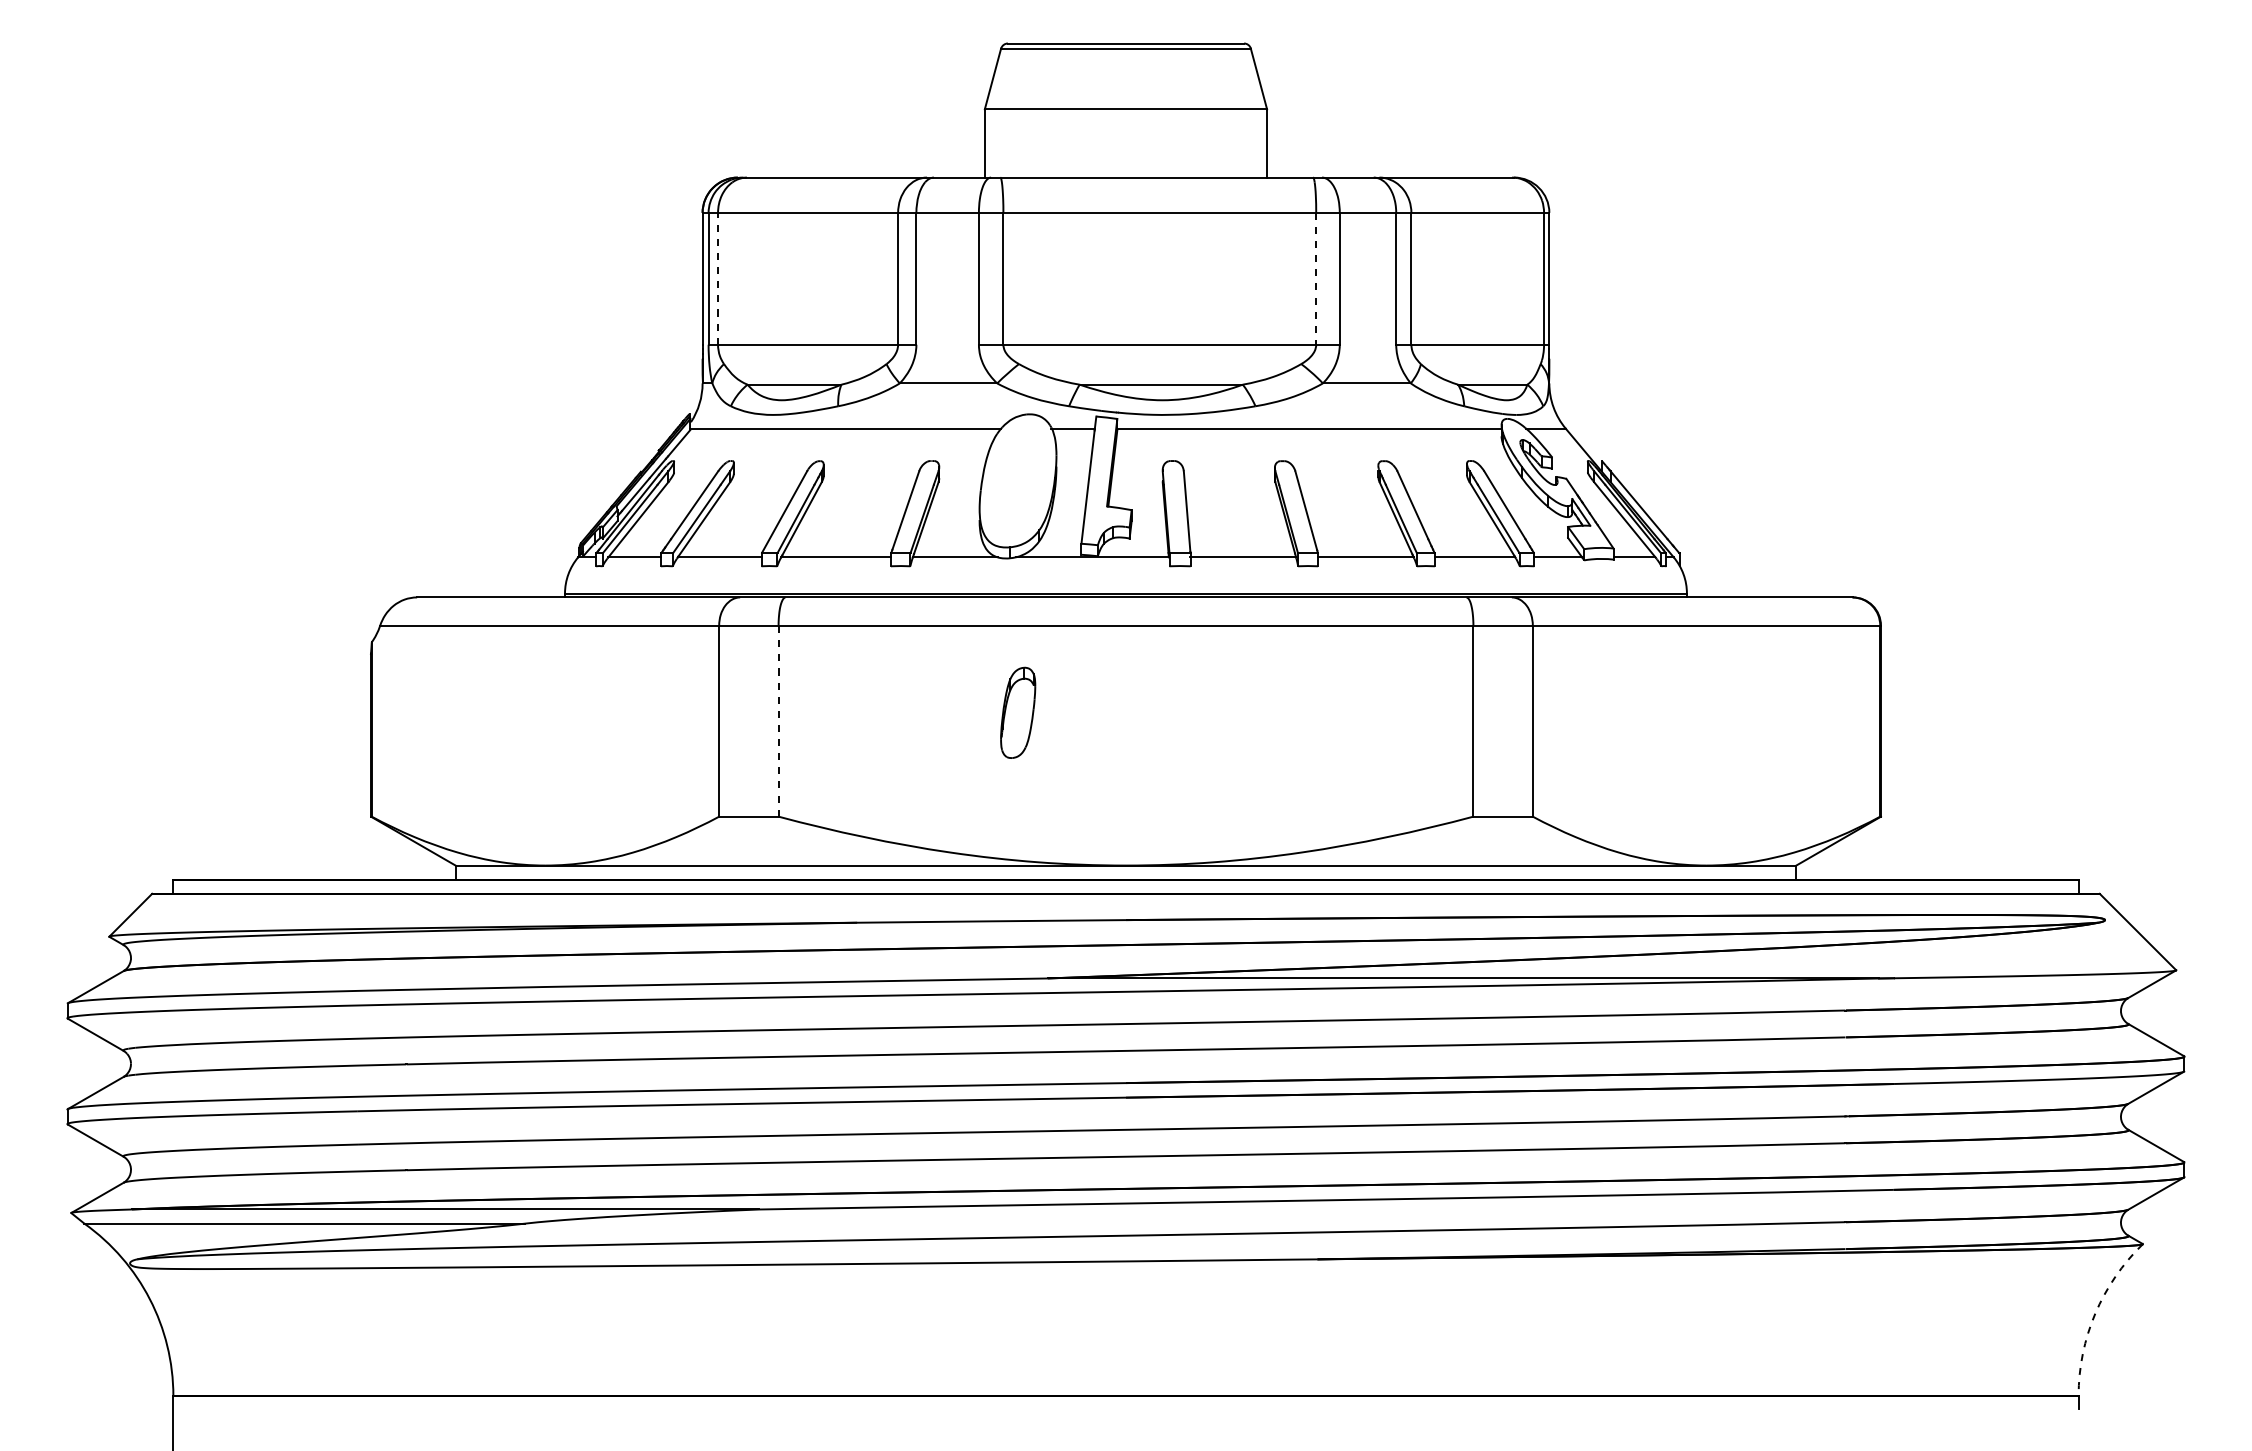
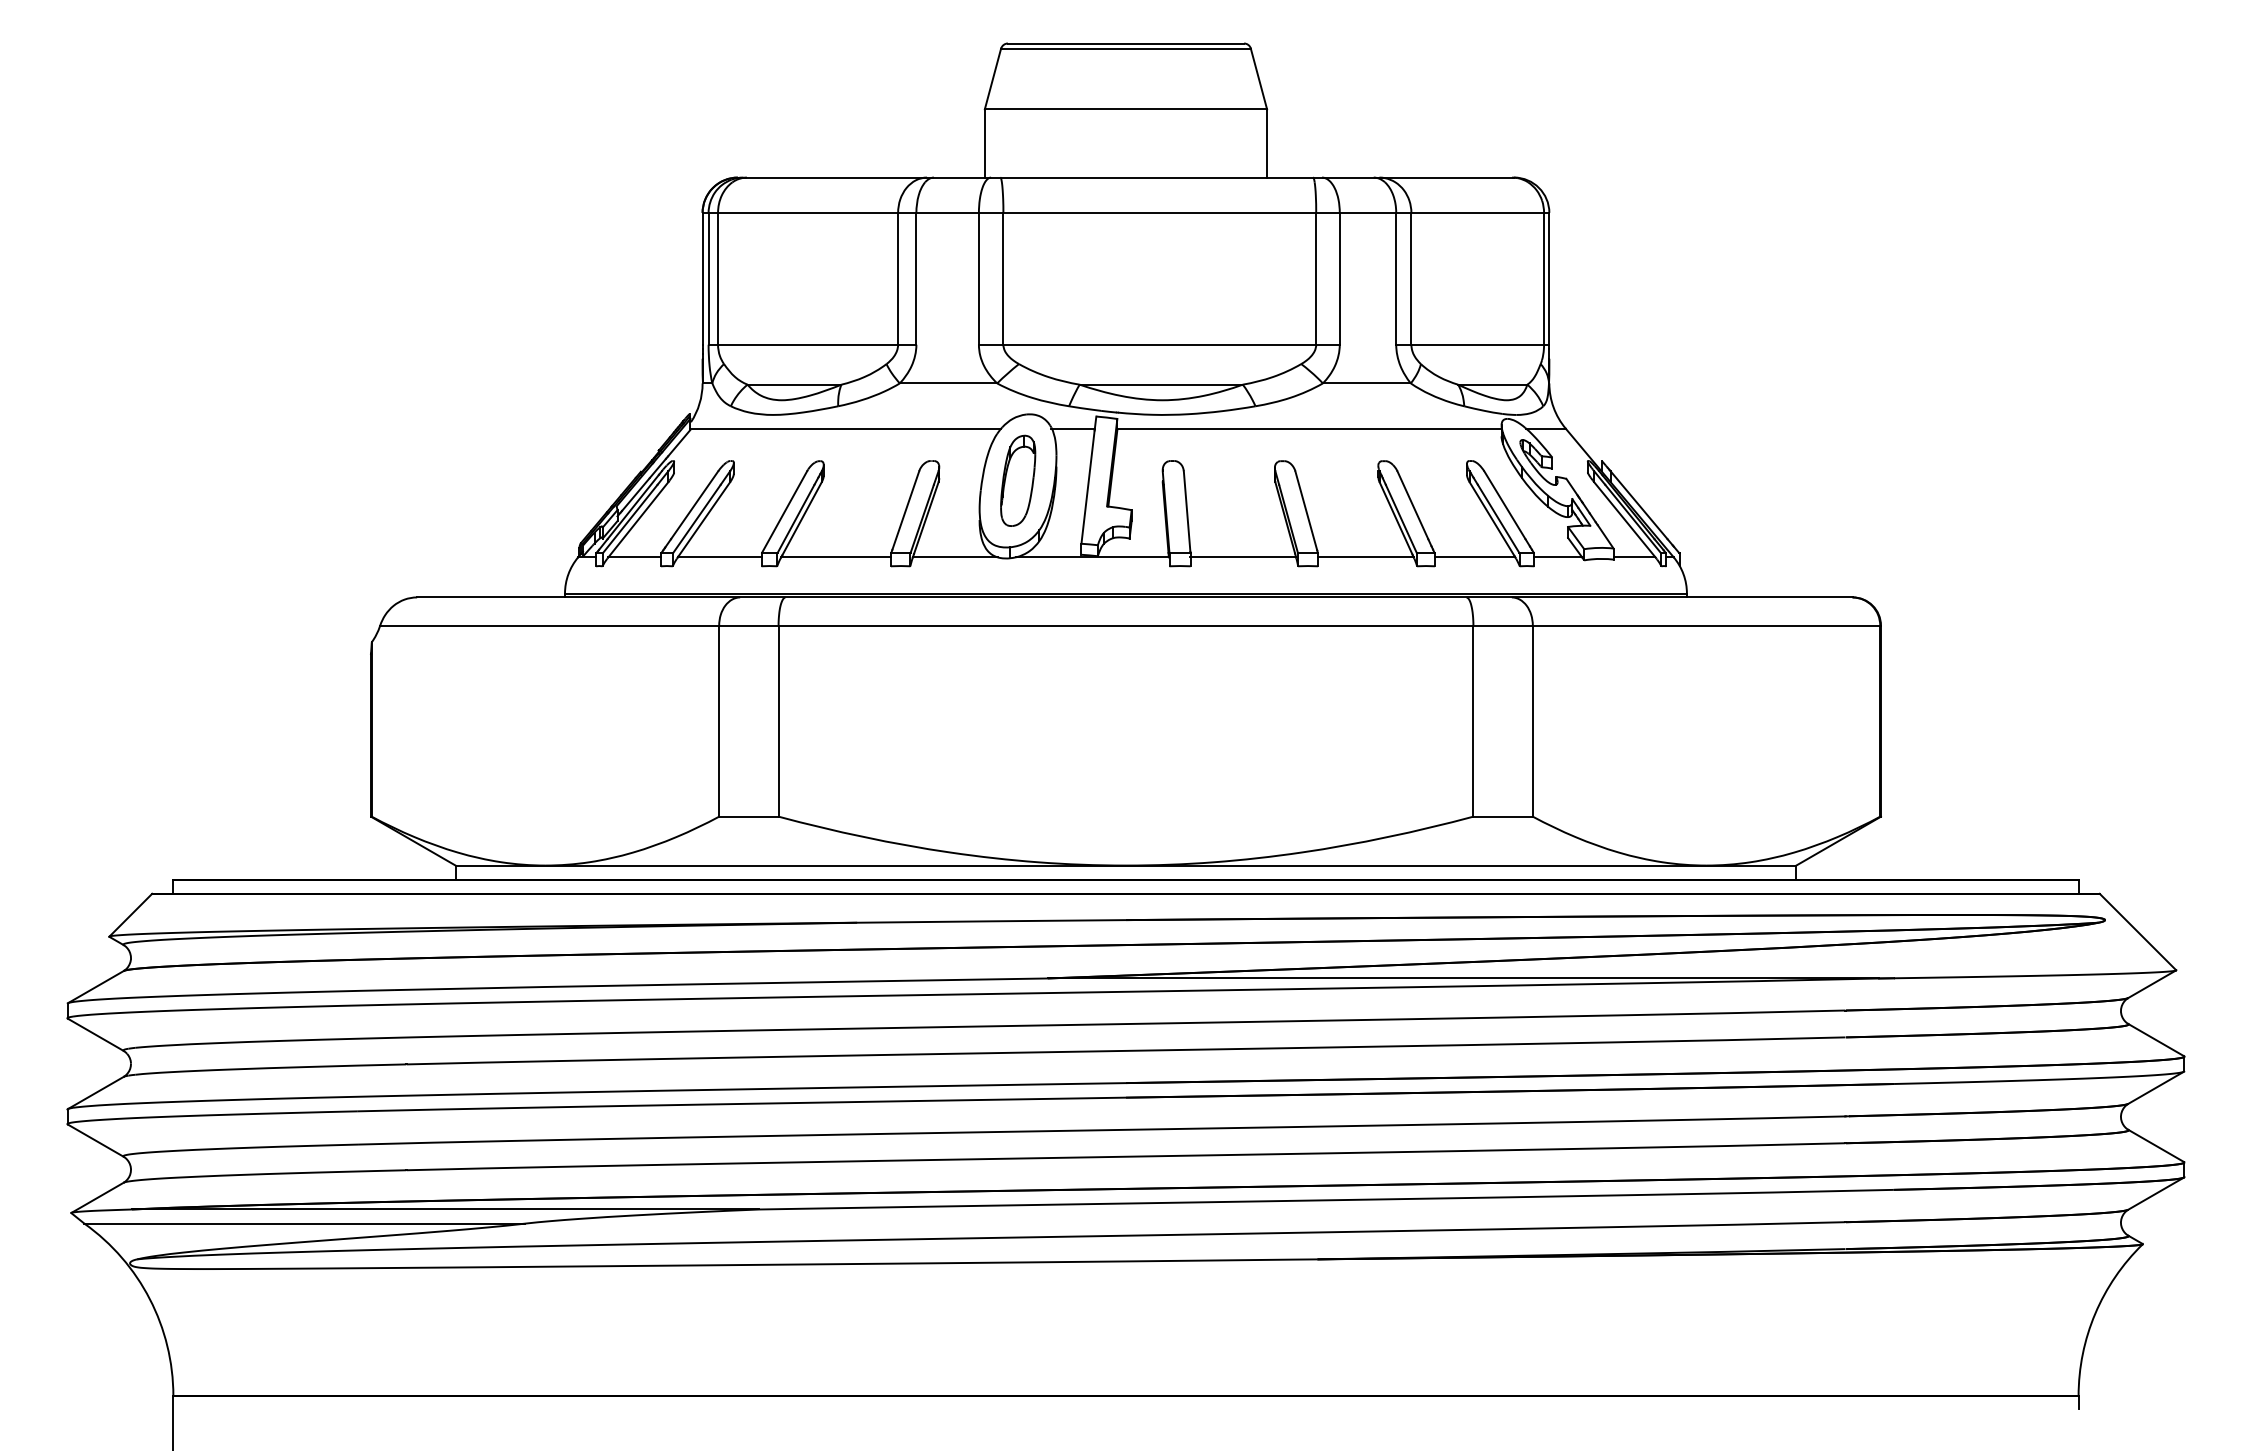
line: dashed -> solid (718, 278)
line: dashed -> solid (1316, 278)
part position: (1018, 712) -> (1018, 480) (1018, 480)
line: dashed -> solid (778, 721)
arc: dashed -> solid (2095, 1313)
